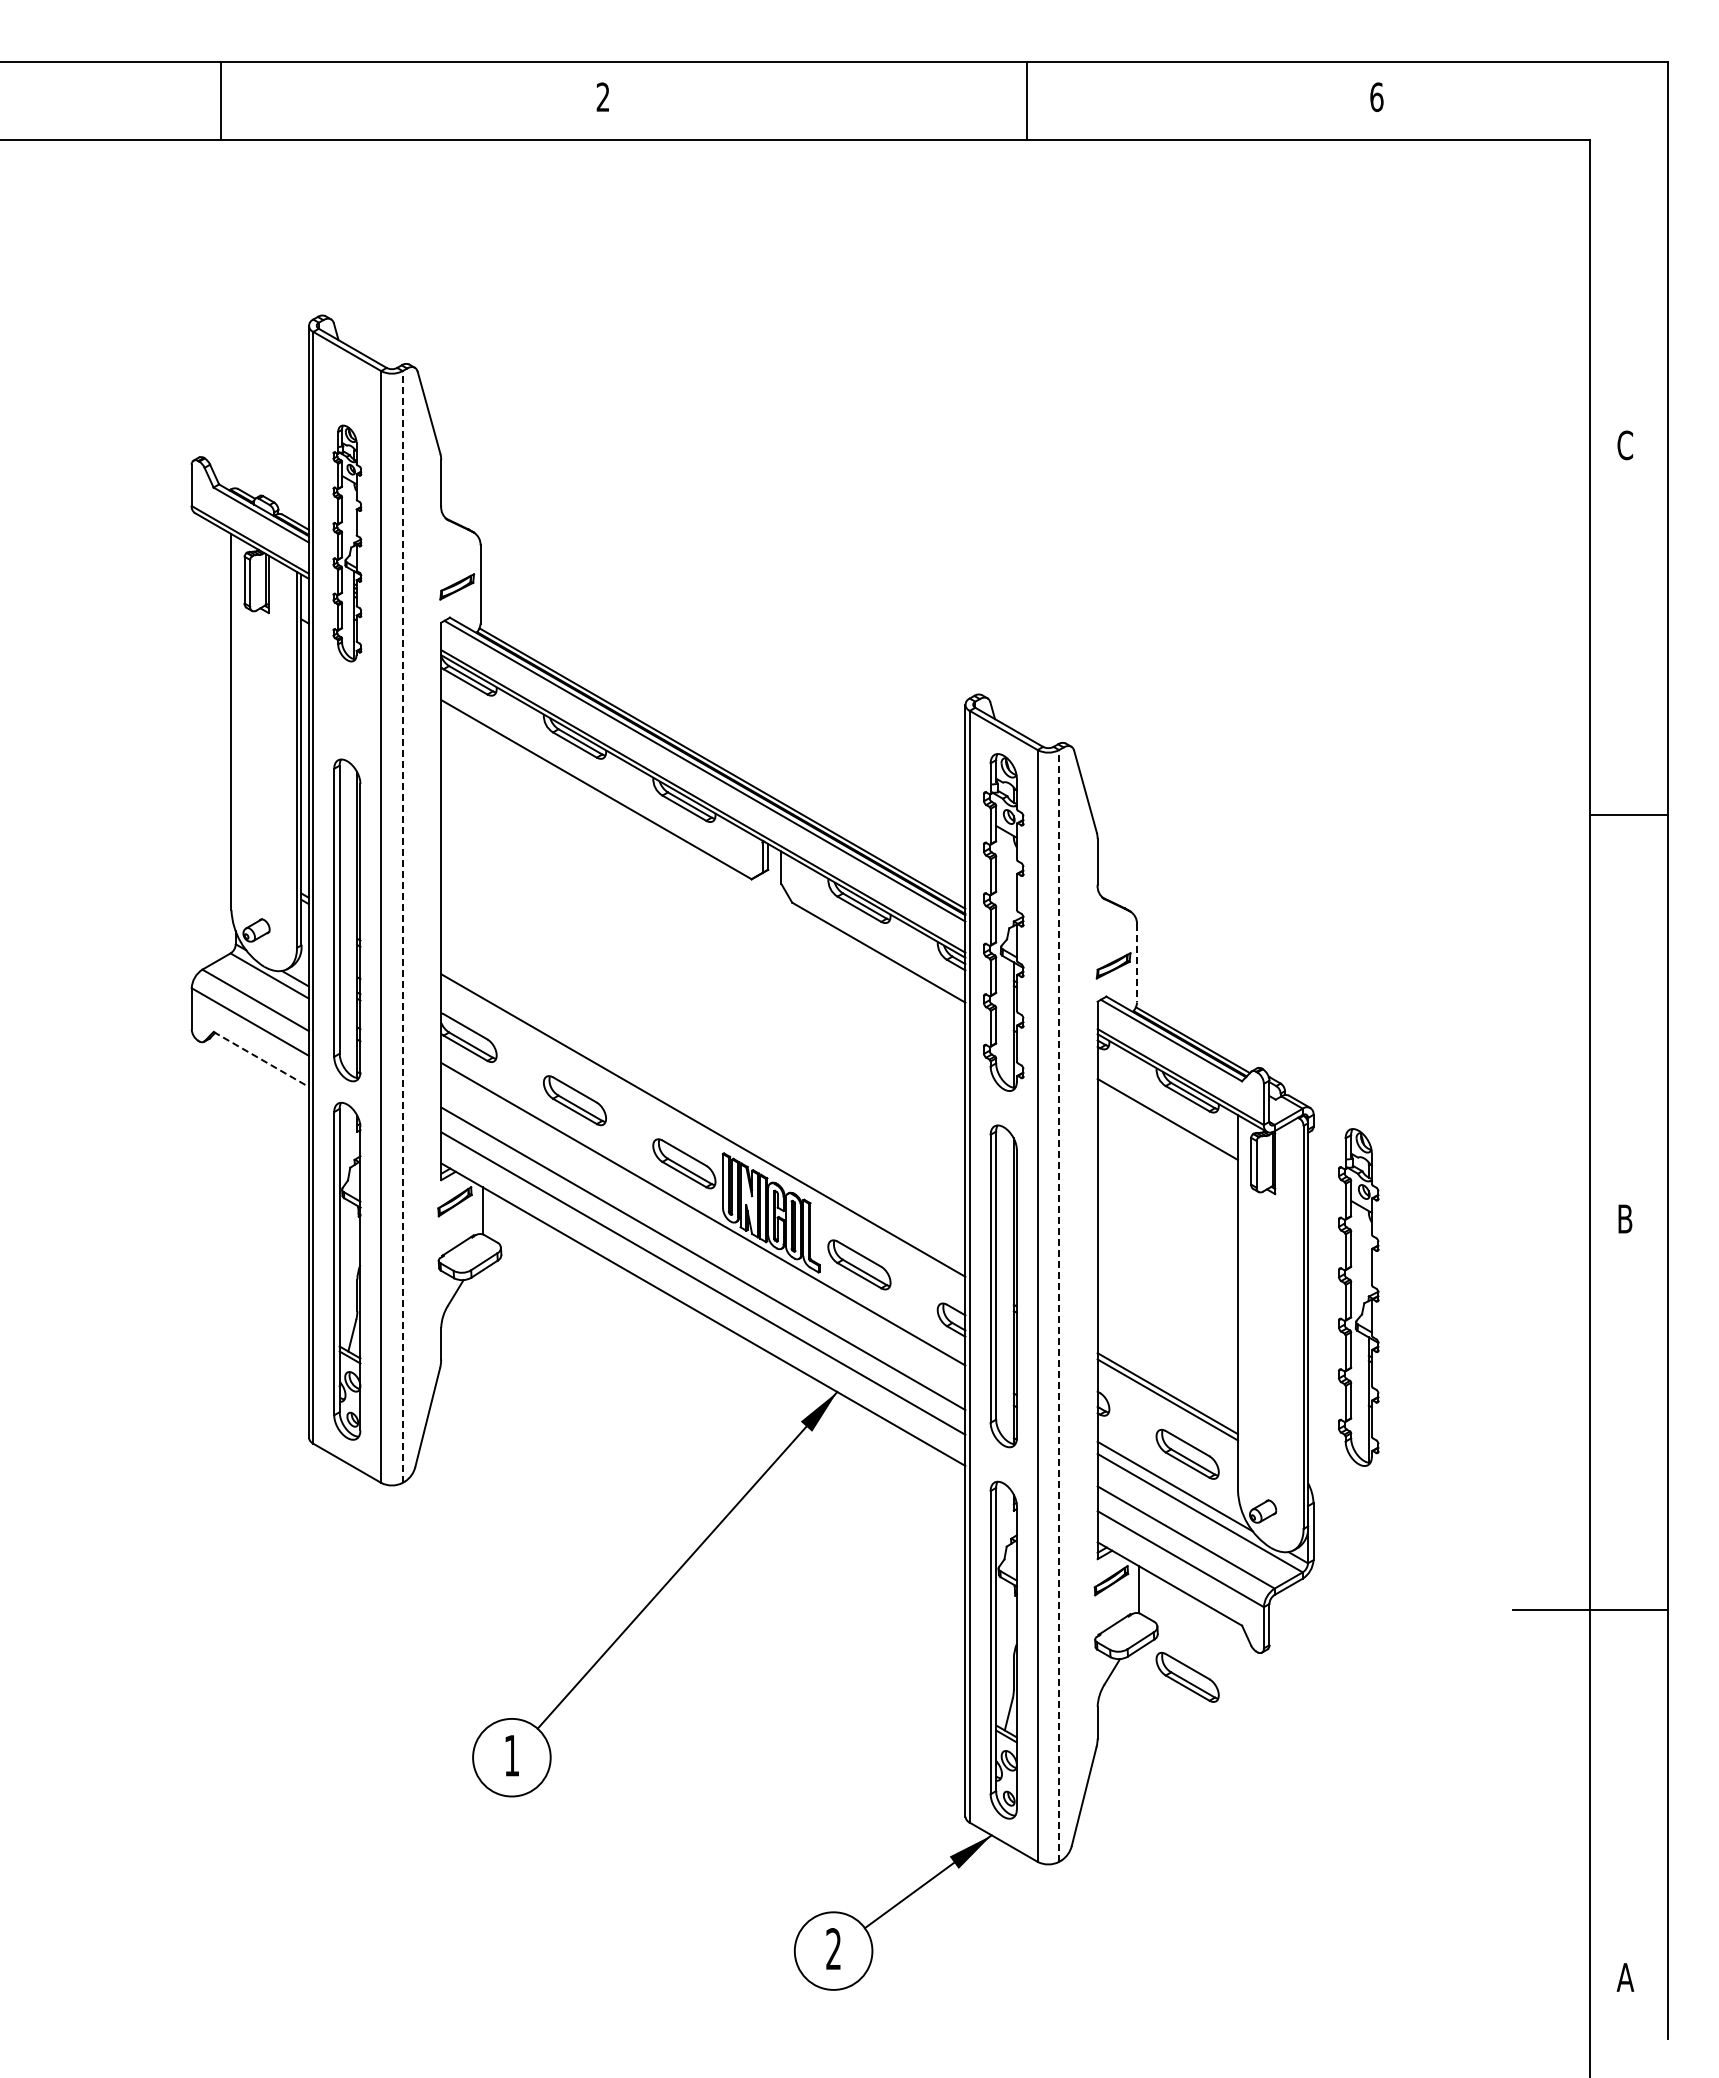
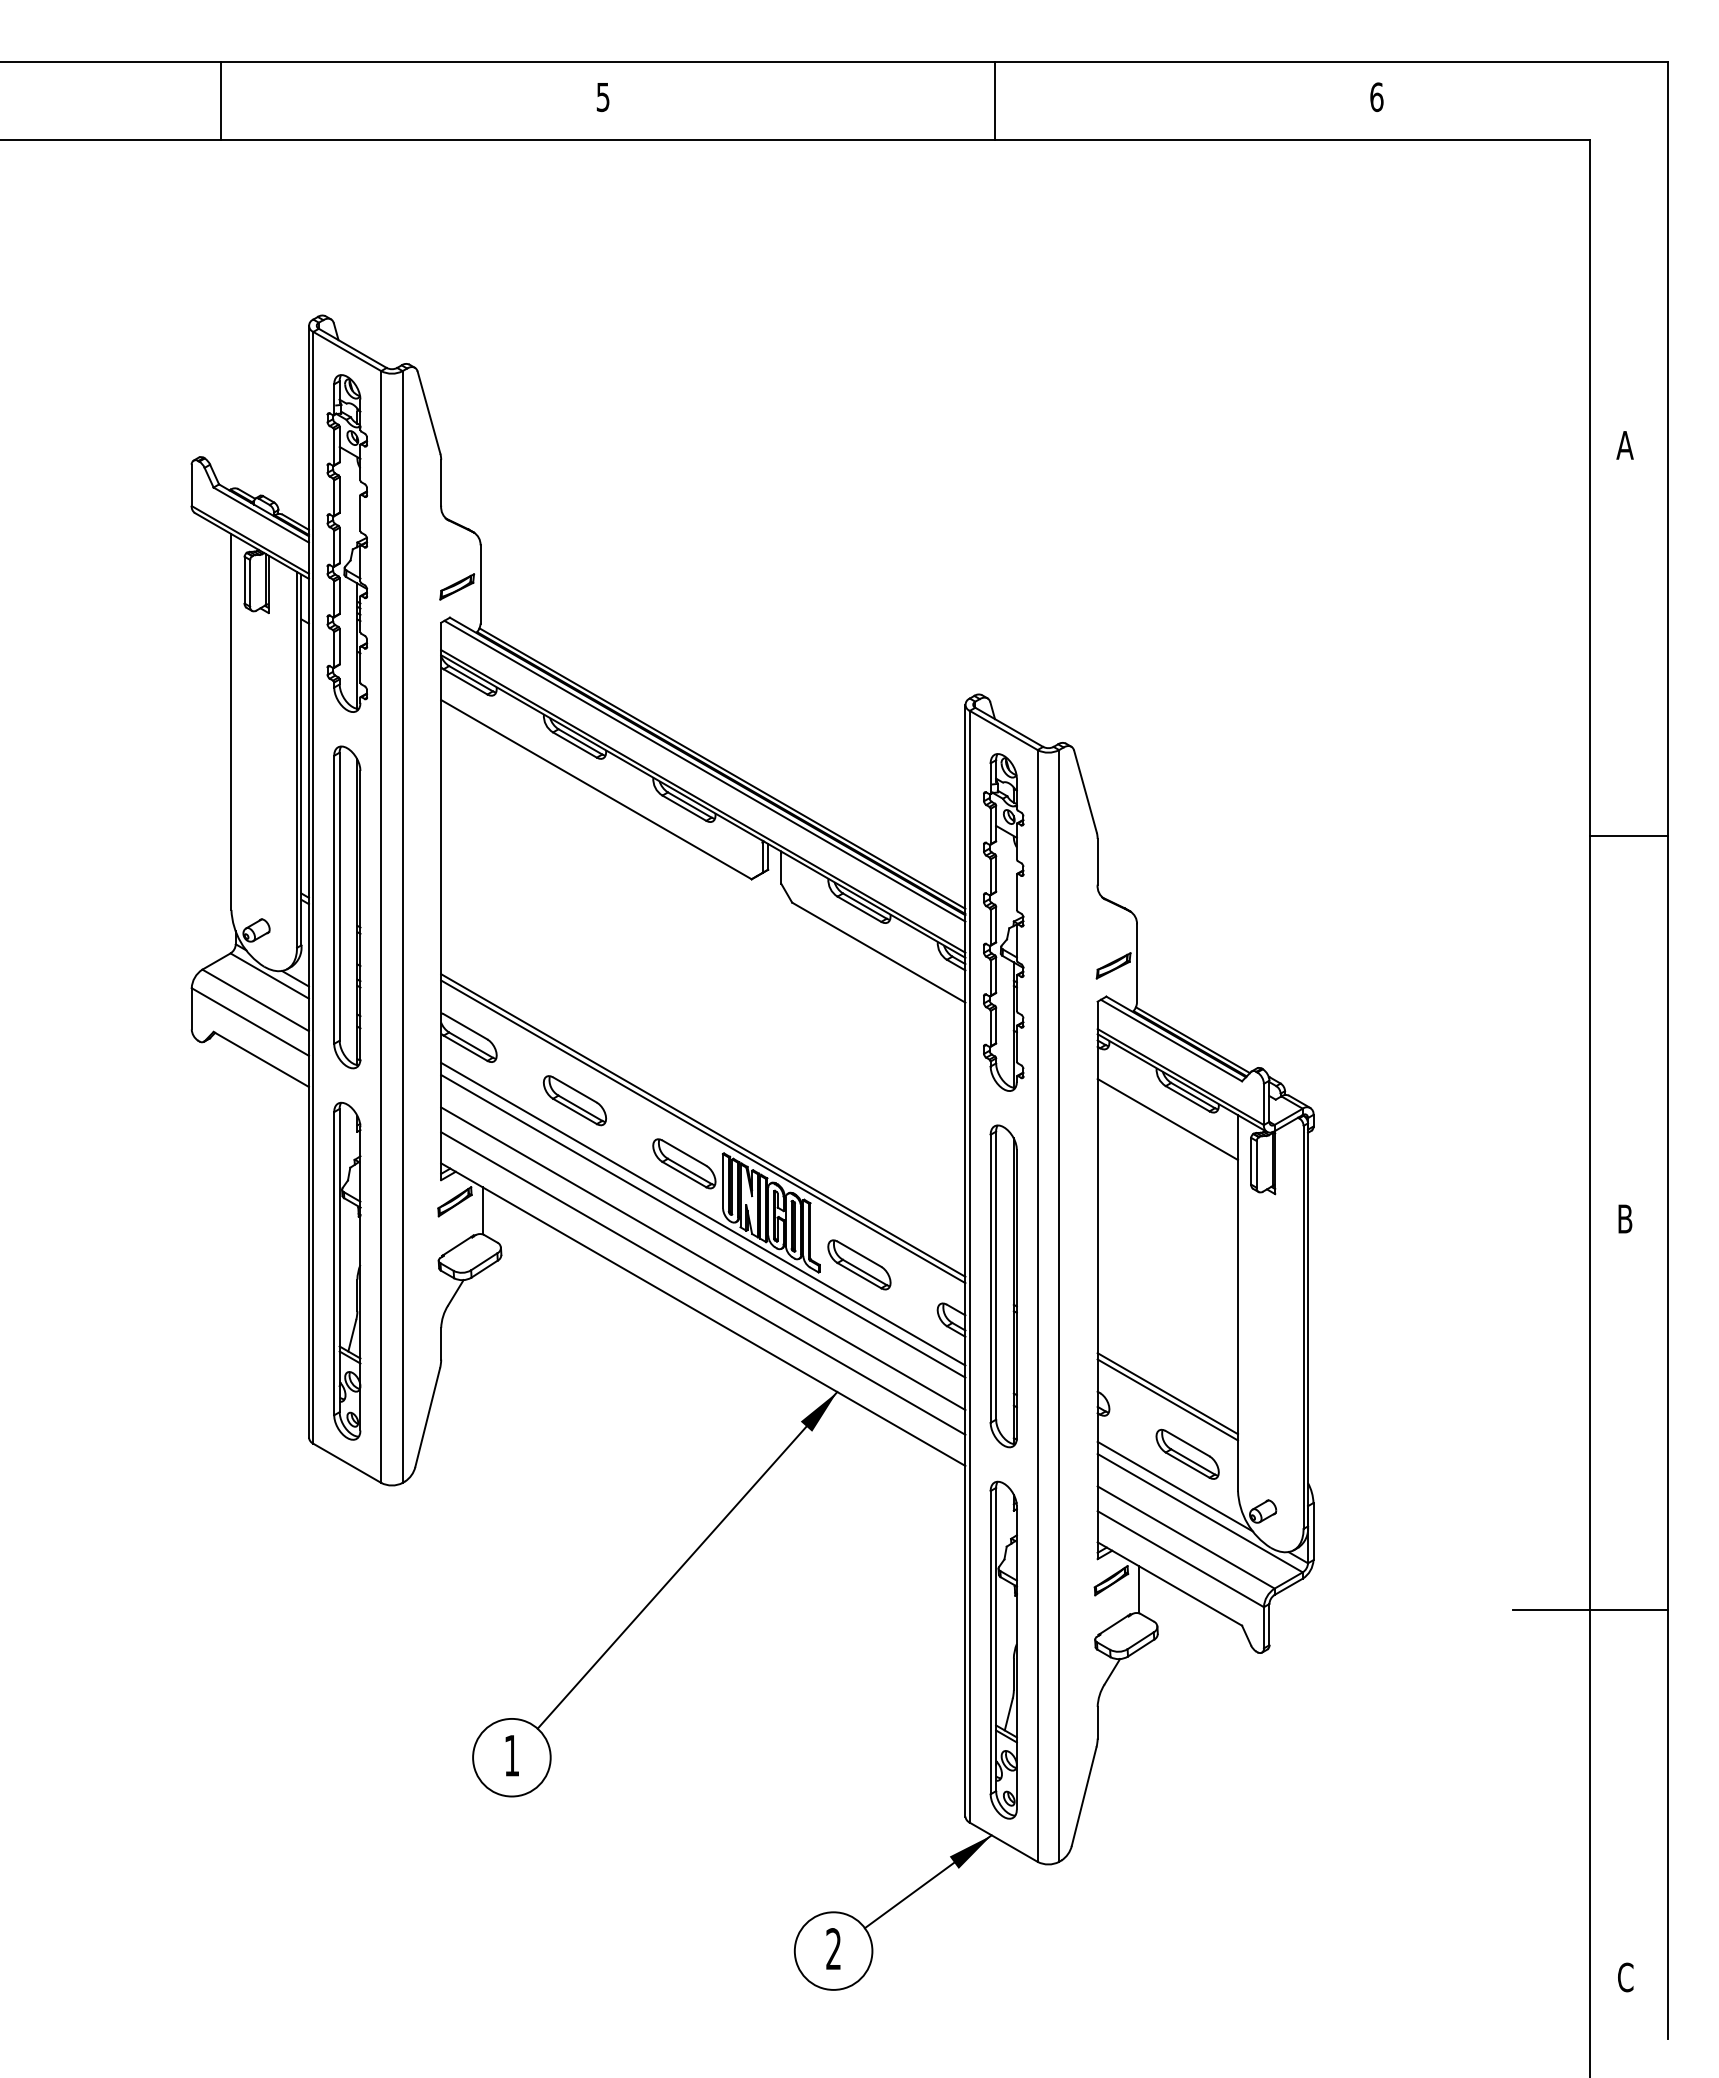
text: 2 -> 5 (602, 97)
line position: (1026, 100) -> (994, 100) (994, 100)
text: C -> A (1624, 445)
part size: 31x239 px -> 43x339 px (347, 543)
line position: (1628, 814) -> (1628, 835) (1628, 835)
part position: (347, 920) -> (347, 907) (347, 907)
line: dashed -> solid (402, 927)
line: dashed -> solid (1137, 963)
line: dashed -> solid (261, 1059)
line: none -> present (703, 1131)
line: none -> present (703, 1226)
part: present -> none (1358, 1297)
line: dashed -> solid (1059, 1305)
part: present -> none (1187, 1676)
text: A -> C (1625, 1977)
